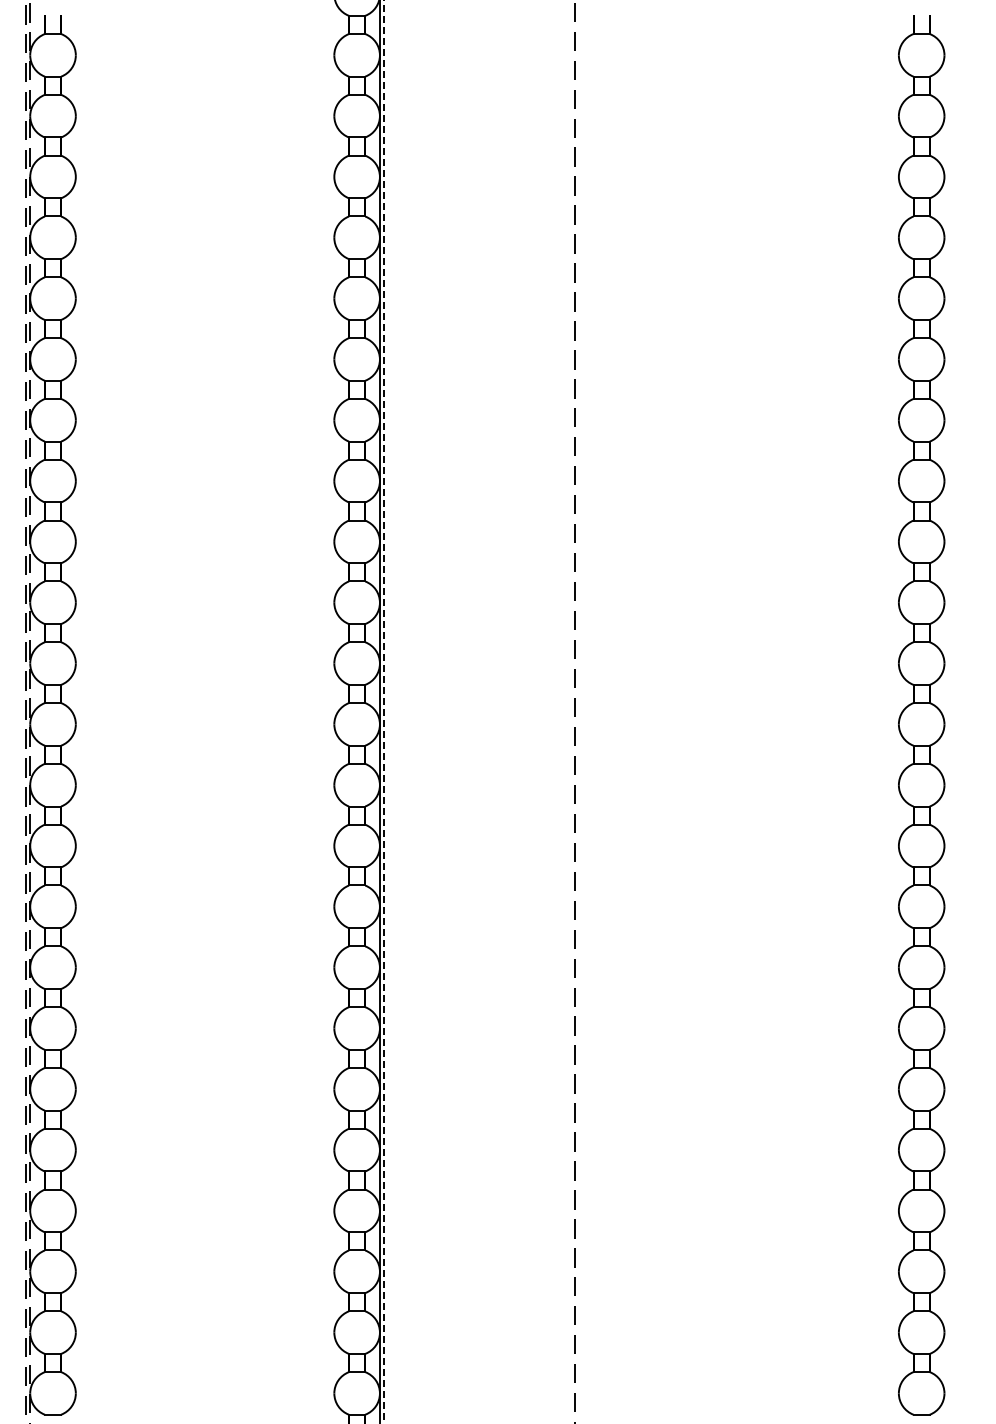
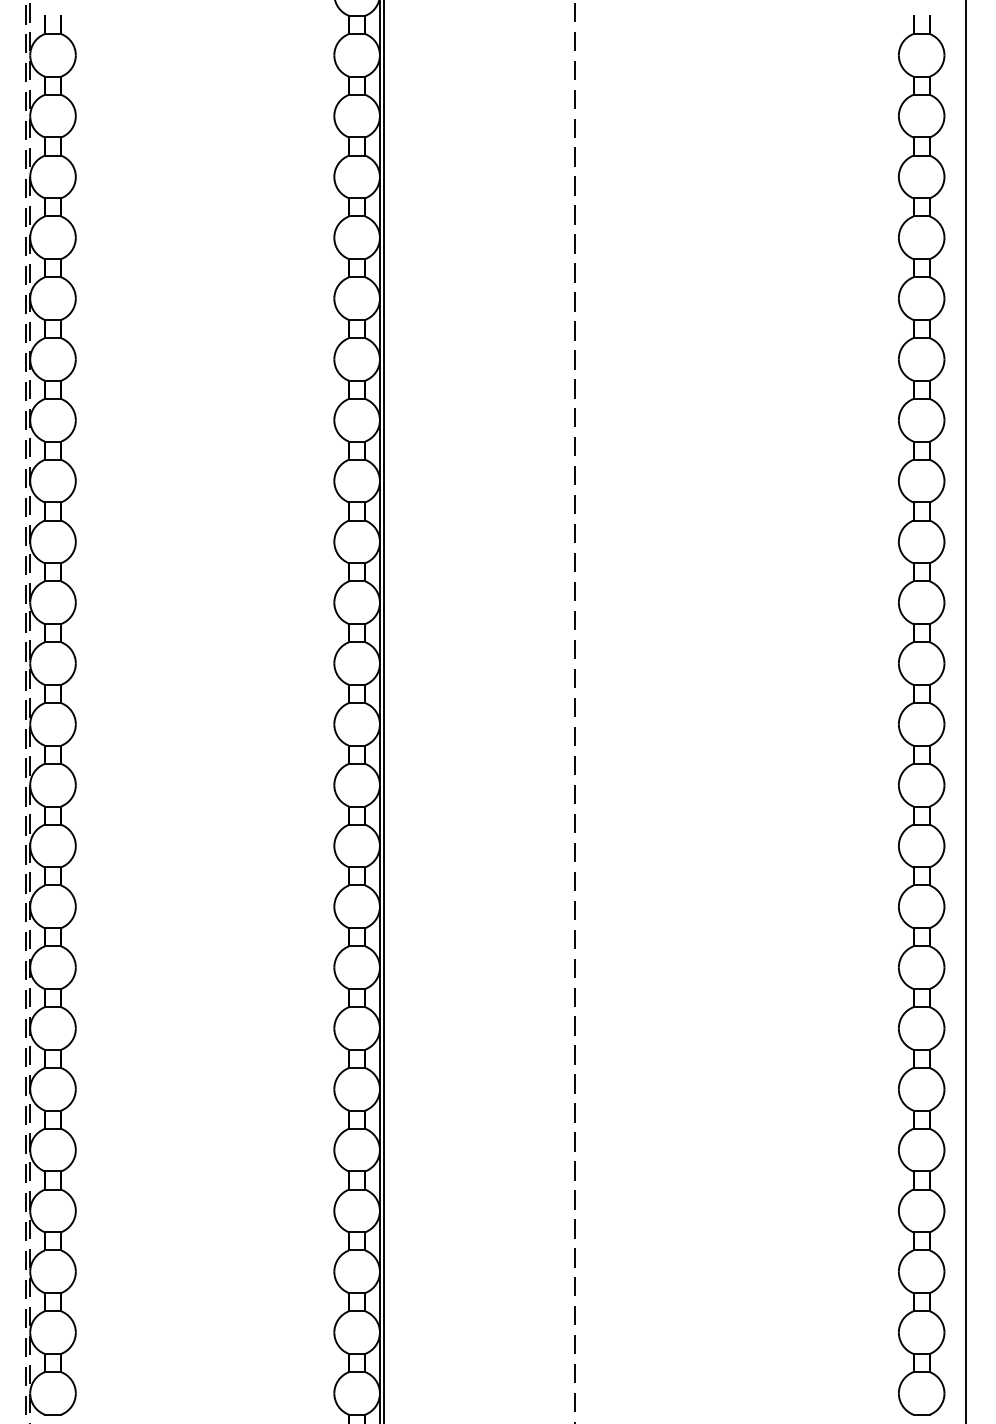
line: none -> present (966, 711)
line: dashed -> solid (384, 712)
